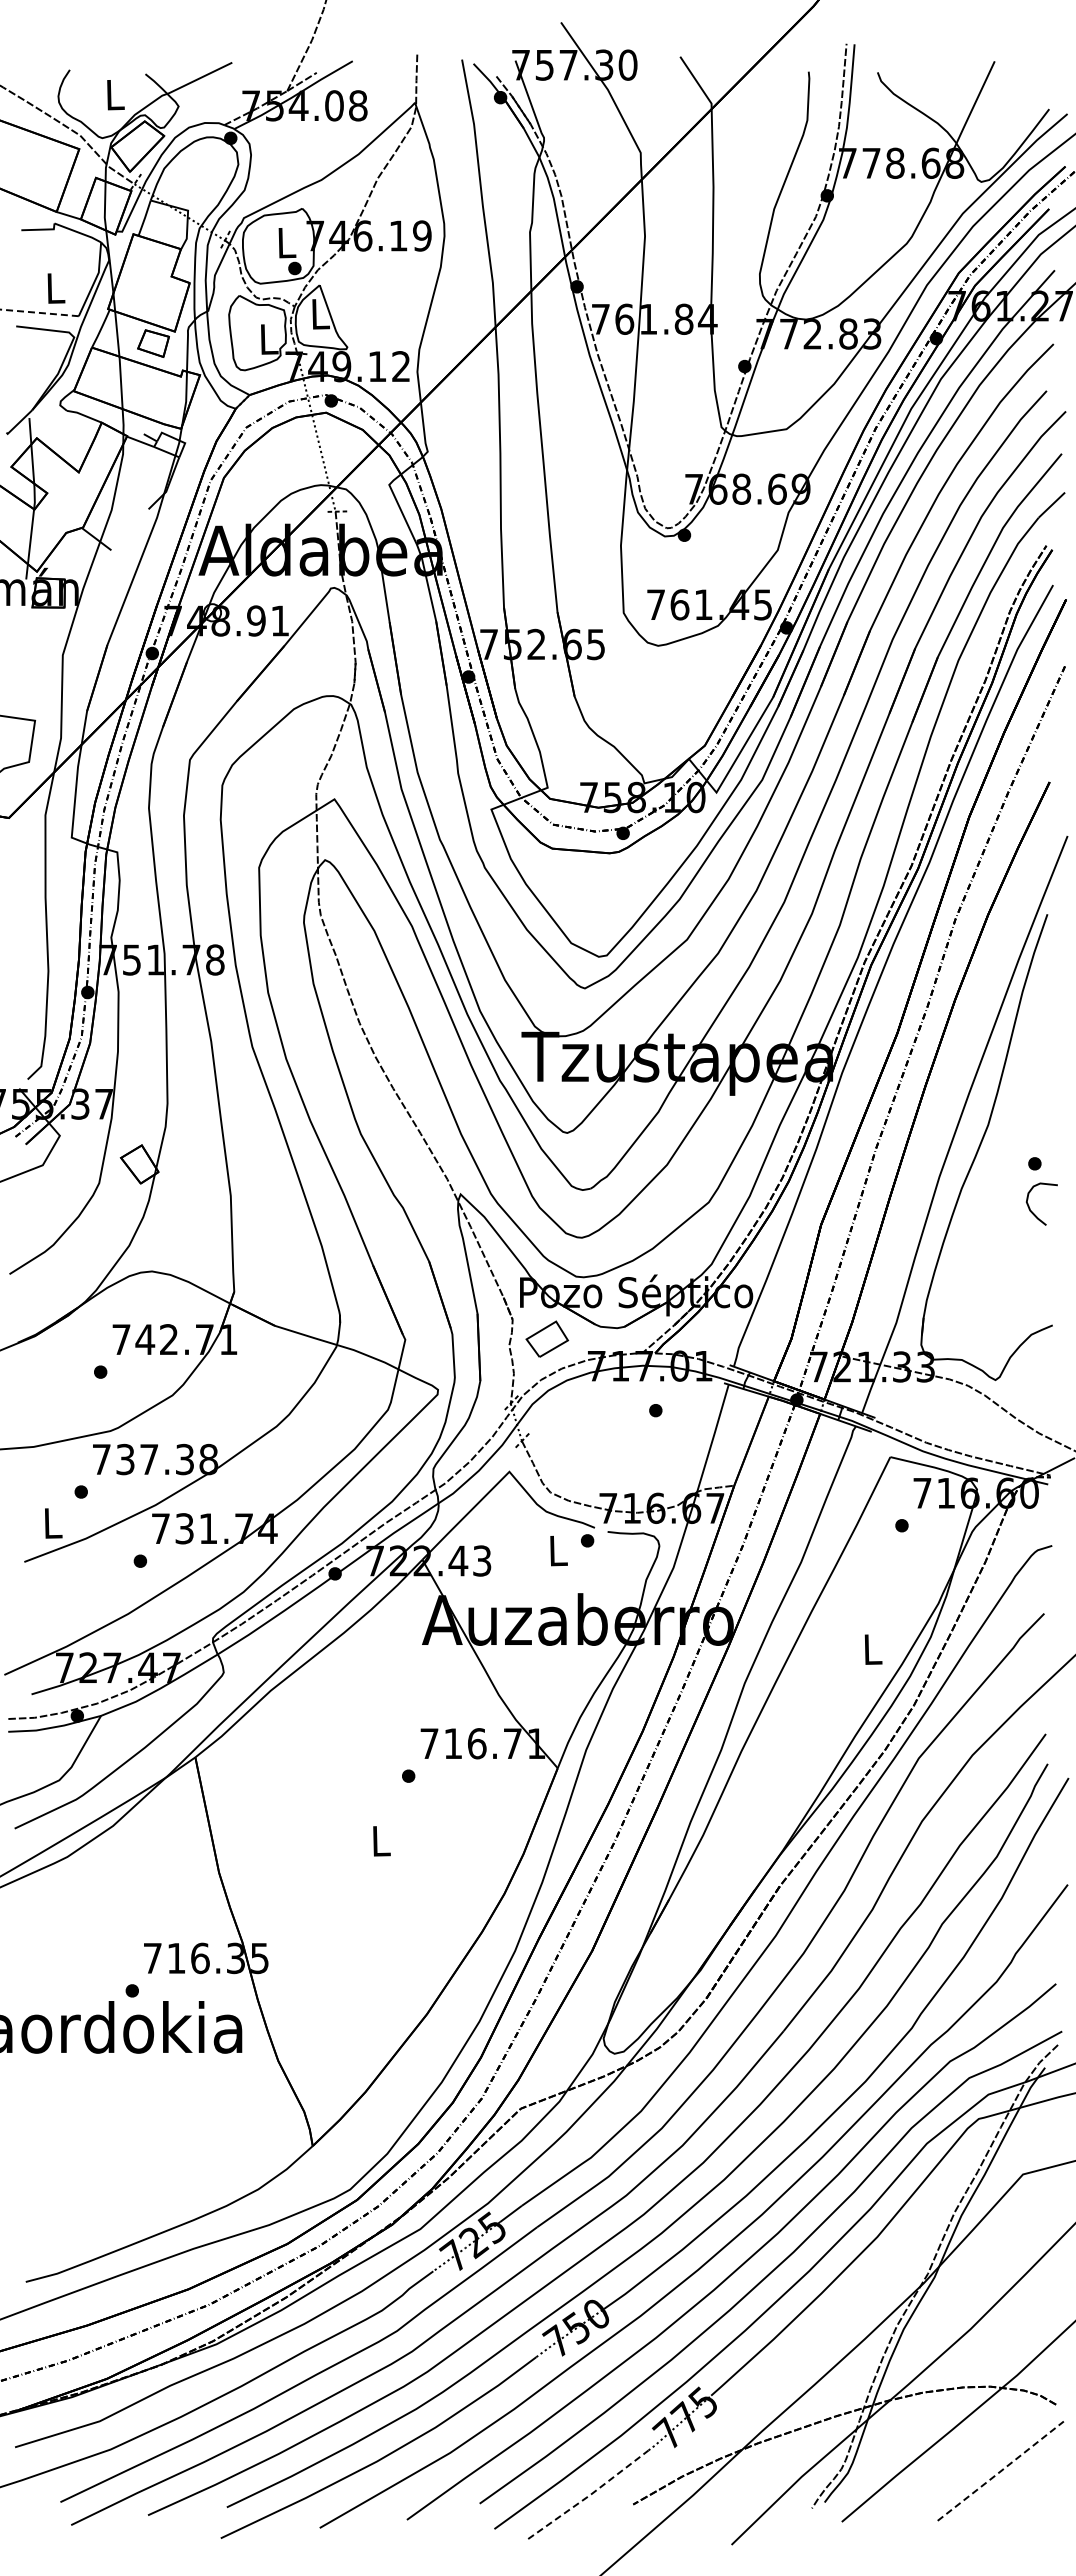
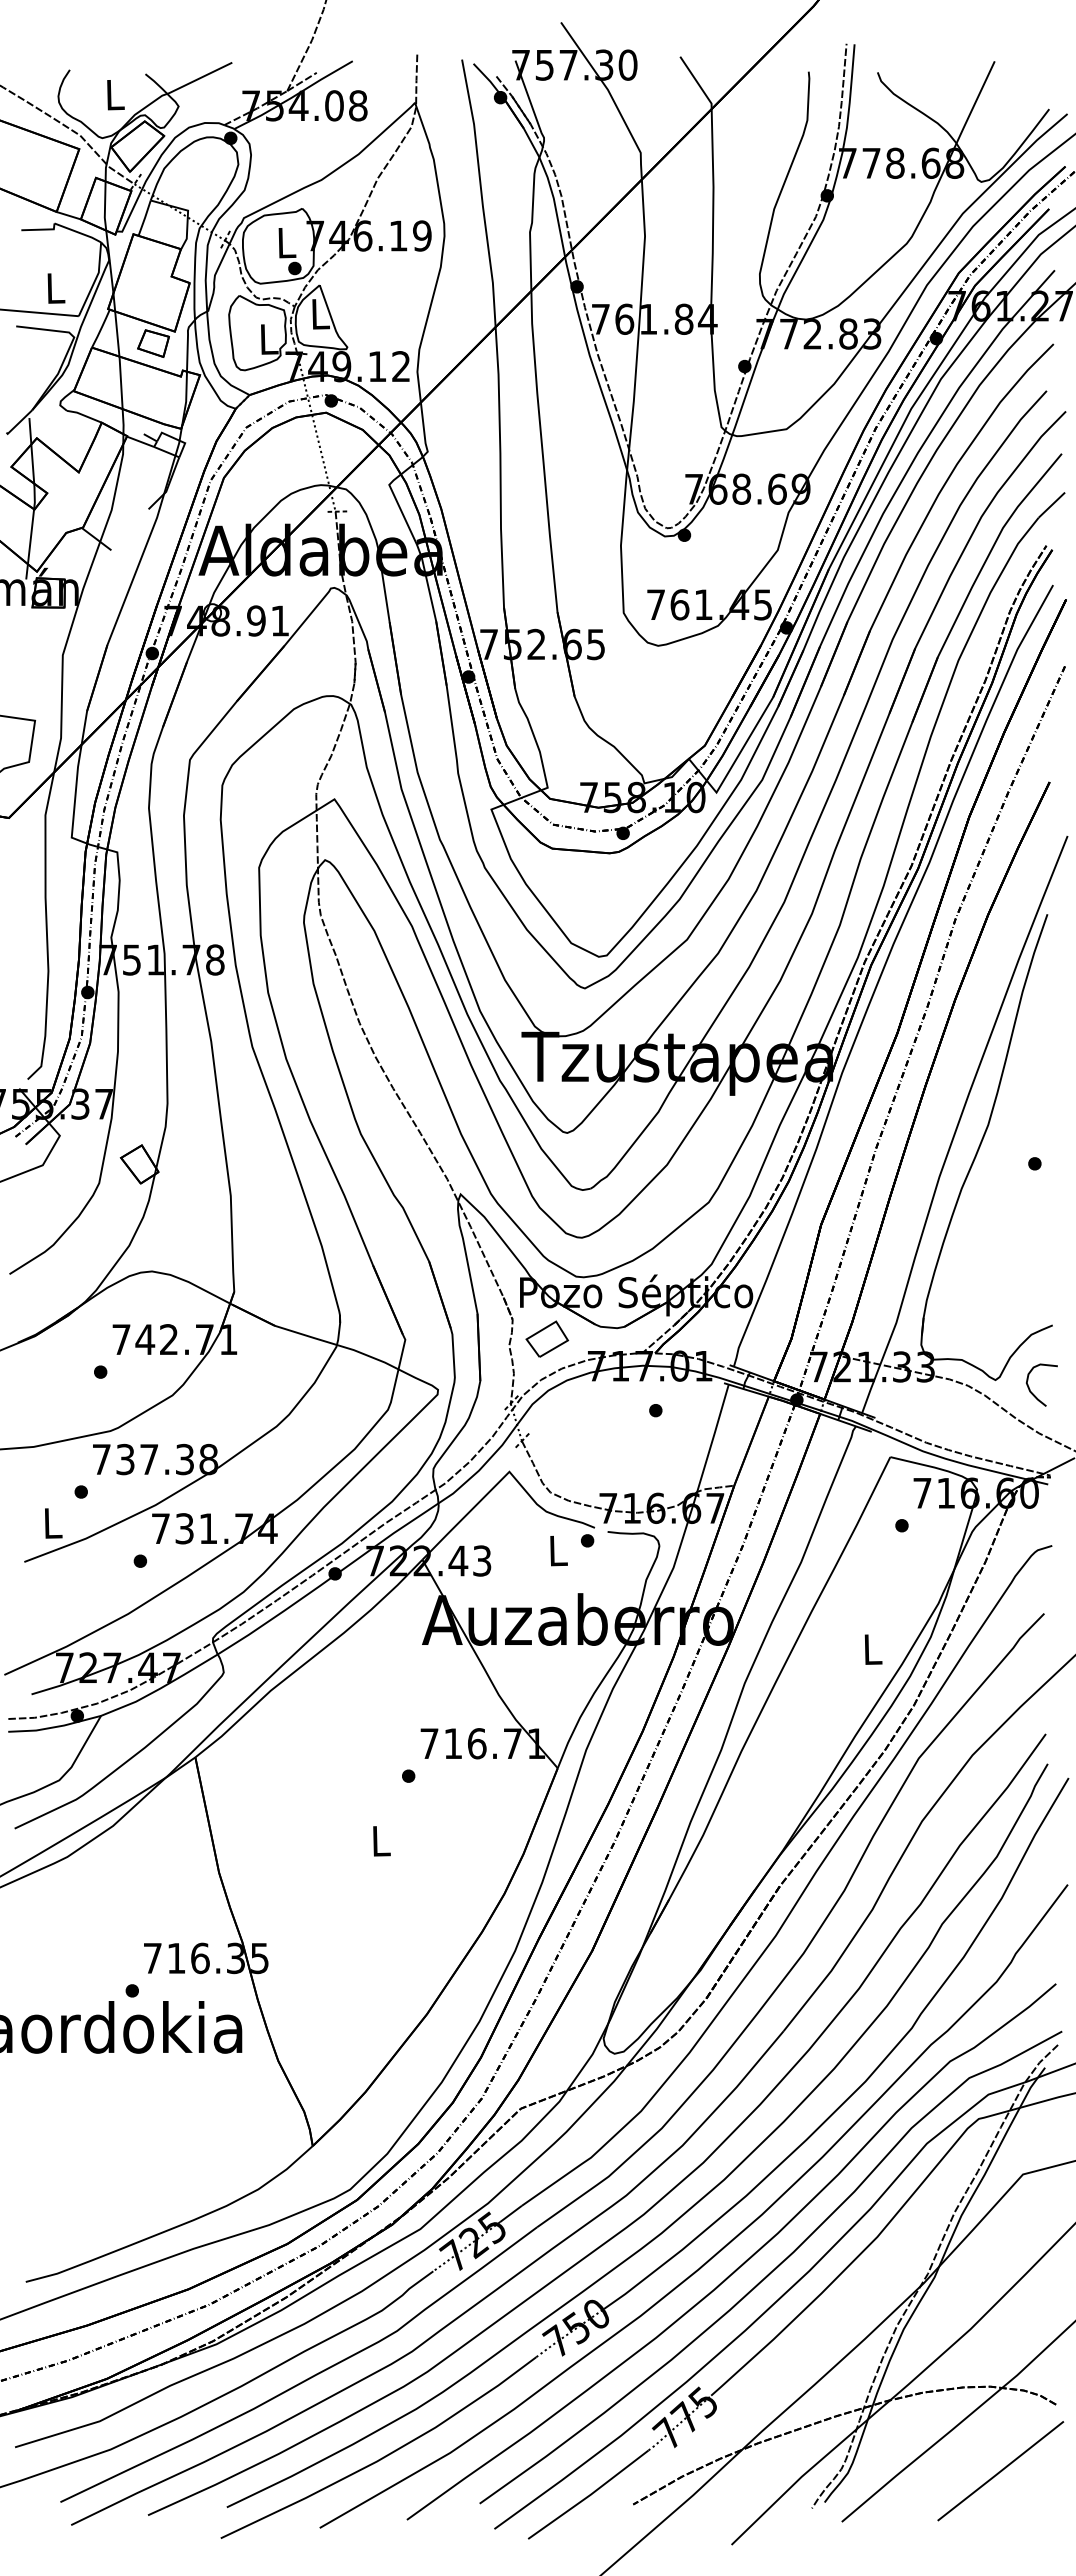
line: dashed -> solid (39, 312)
curve position: (1032, 1211) -> (1032, 1392) (1032, 1392)
line: dashed -> solid (1000, 2471)
line: dashed -> solid (589, 2495)
